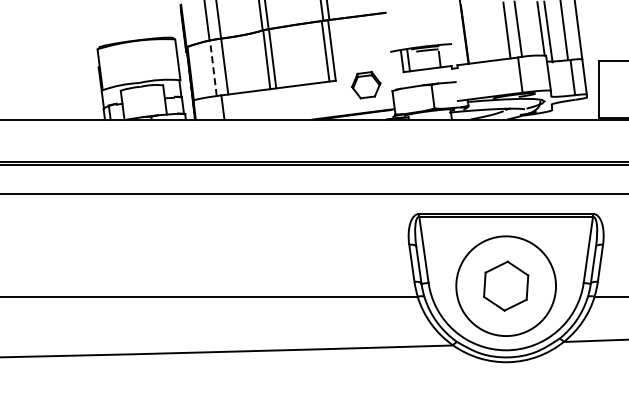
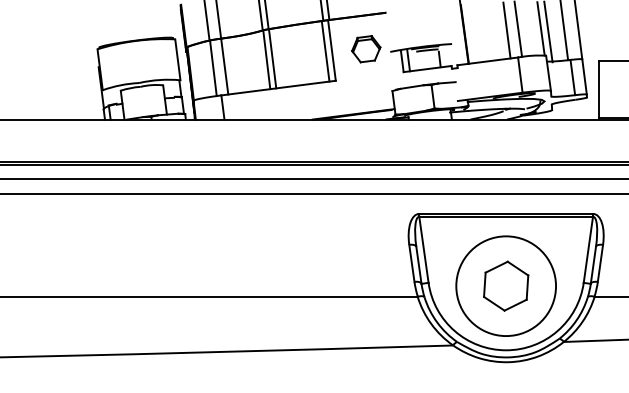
line: dashed -> solid (213, 68)
part position: (366, 85) -> (366, 49) (366, 49)
line: none -> present (313, 179)
